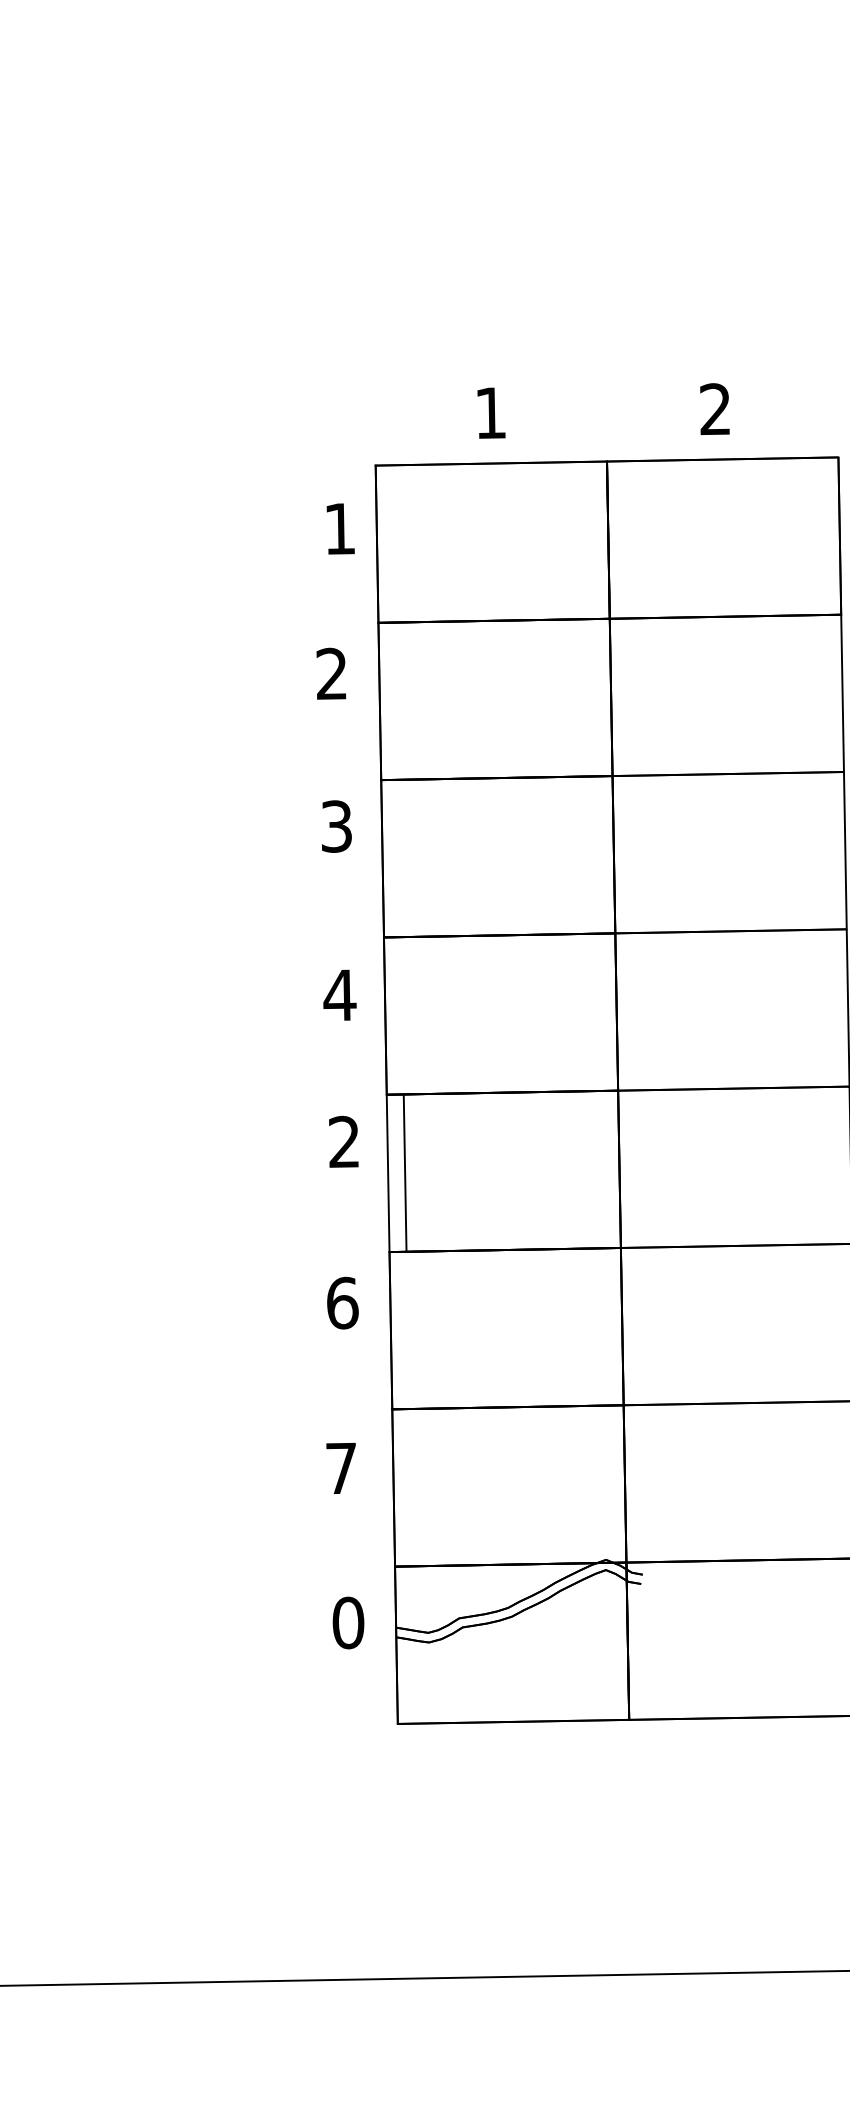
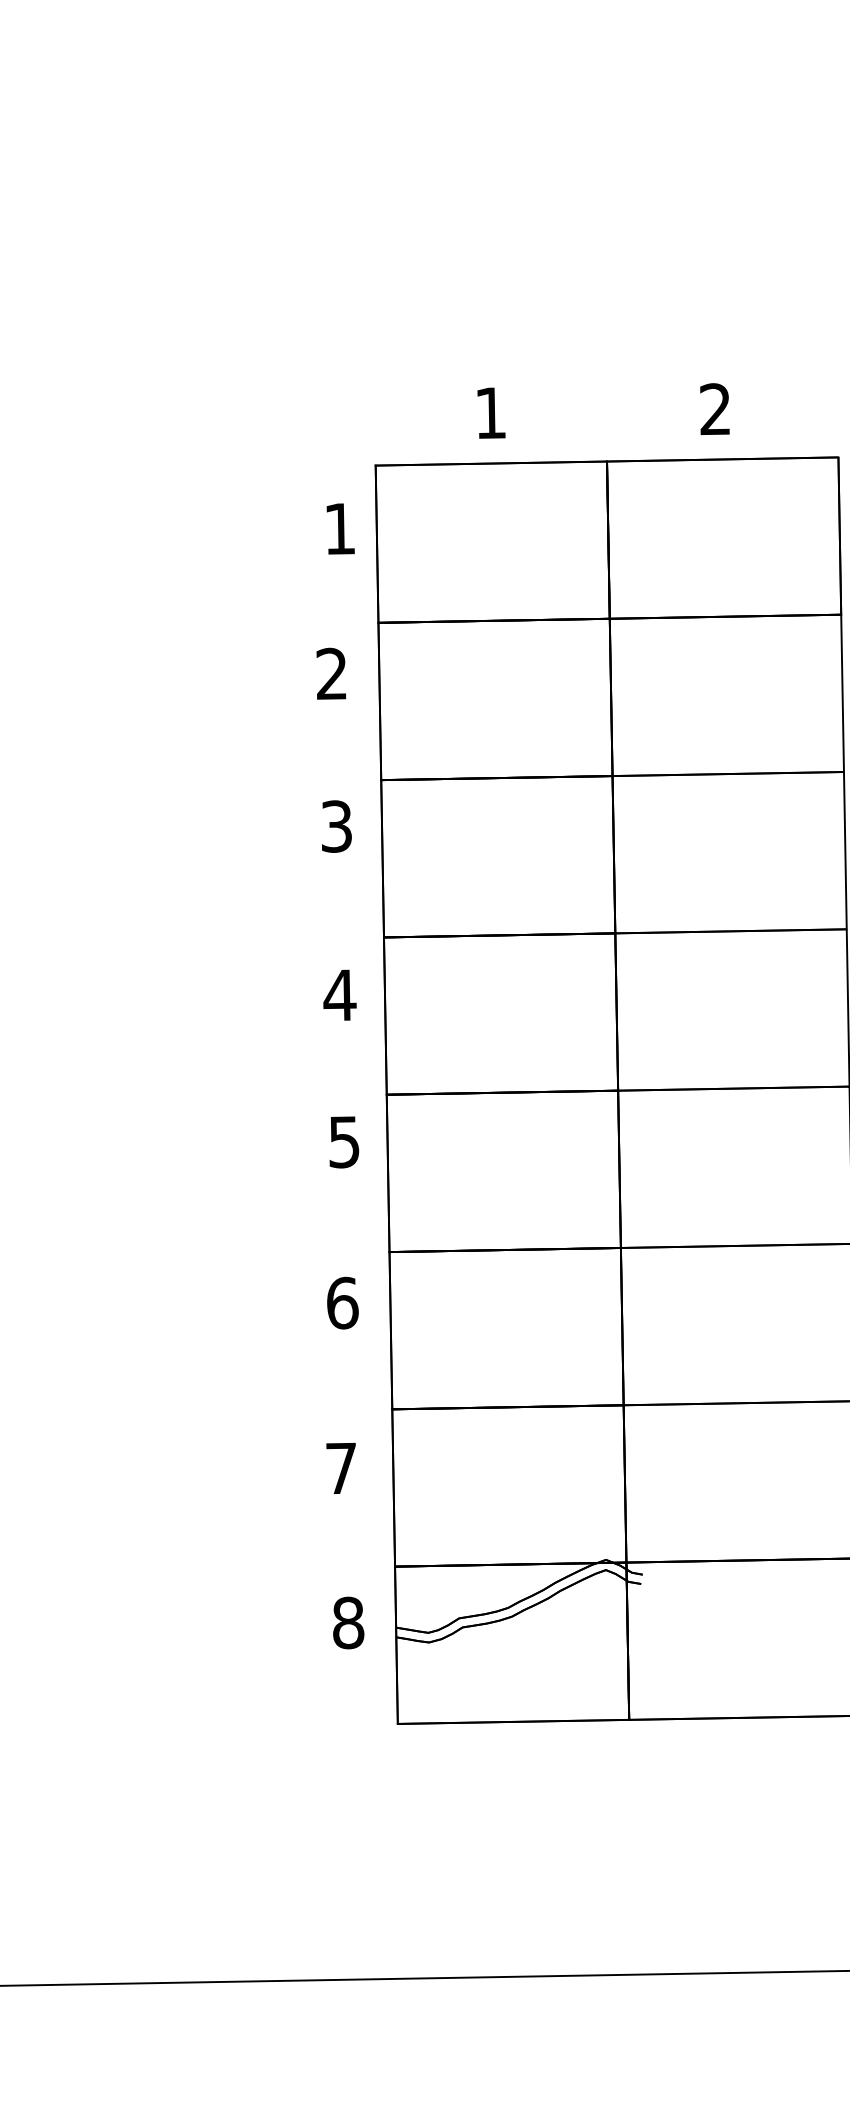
text: 2 -> 5 (344, 1141)
line position: (404, 1173) -> (387, 1173) (387, 1173)
text: 0 -> 8 (348, 1622)
